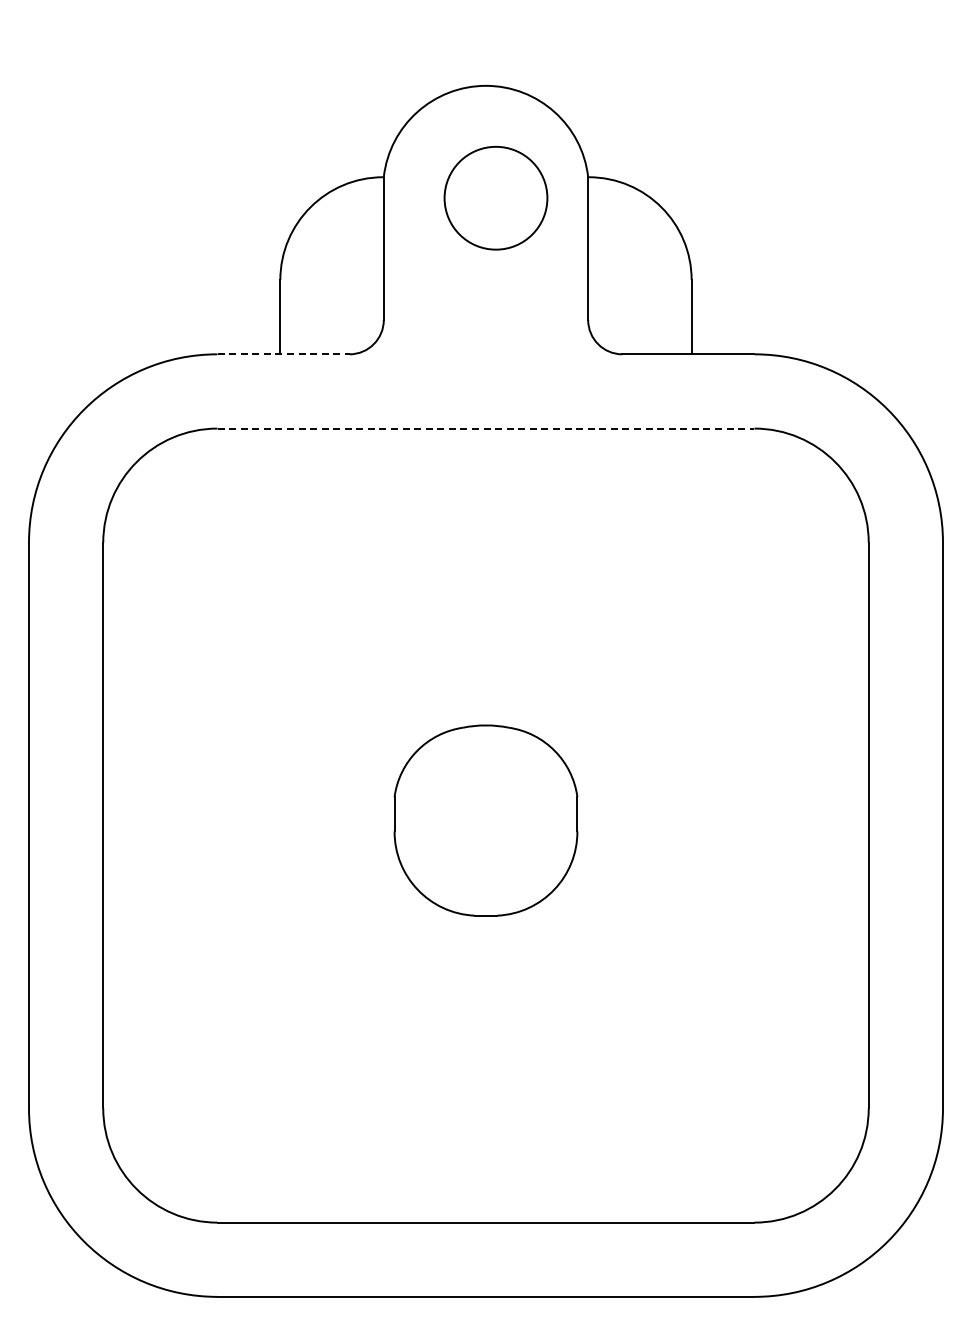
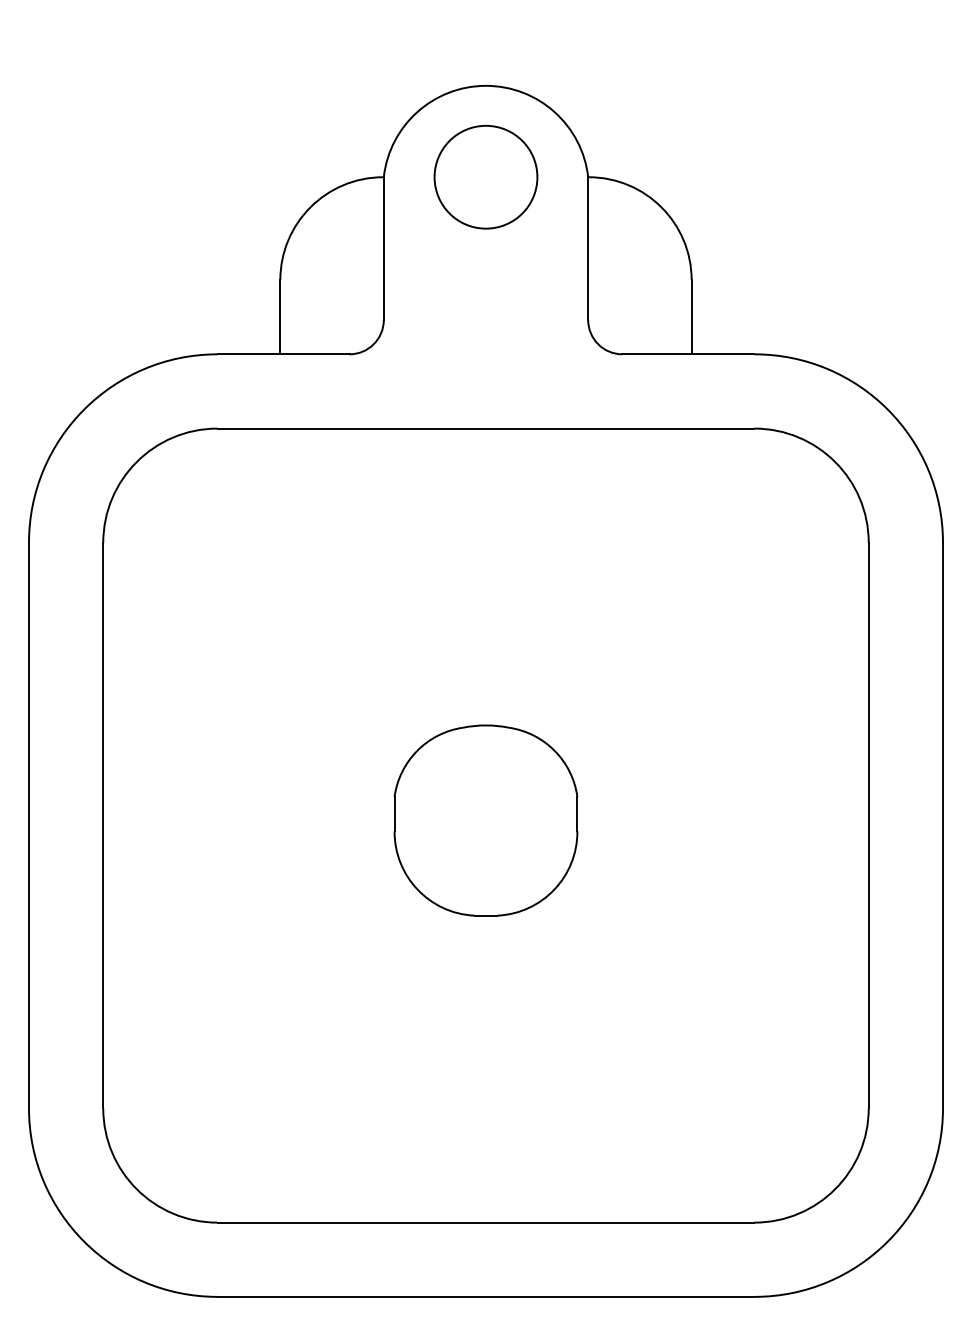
circle position: (495, 197) -> (485, 176) (485, 176)
line: dashed -> solid (284, 354)
line: dashed -> solid (486, 428)
